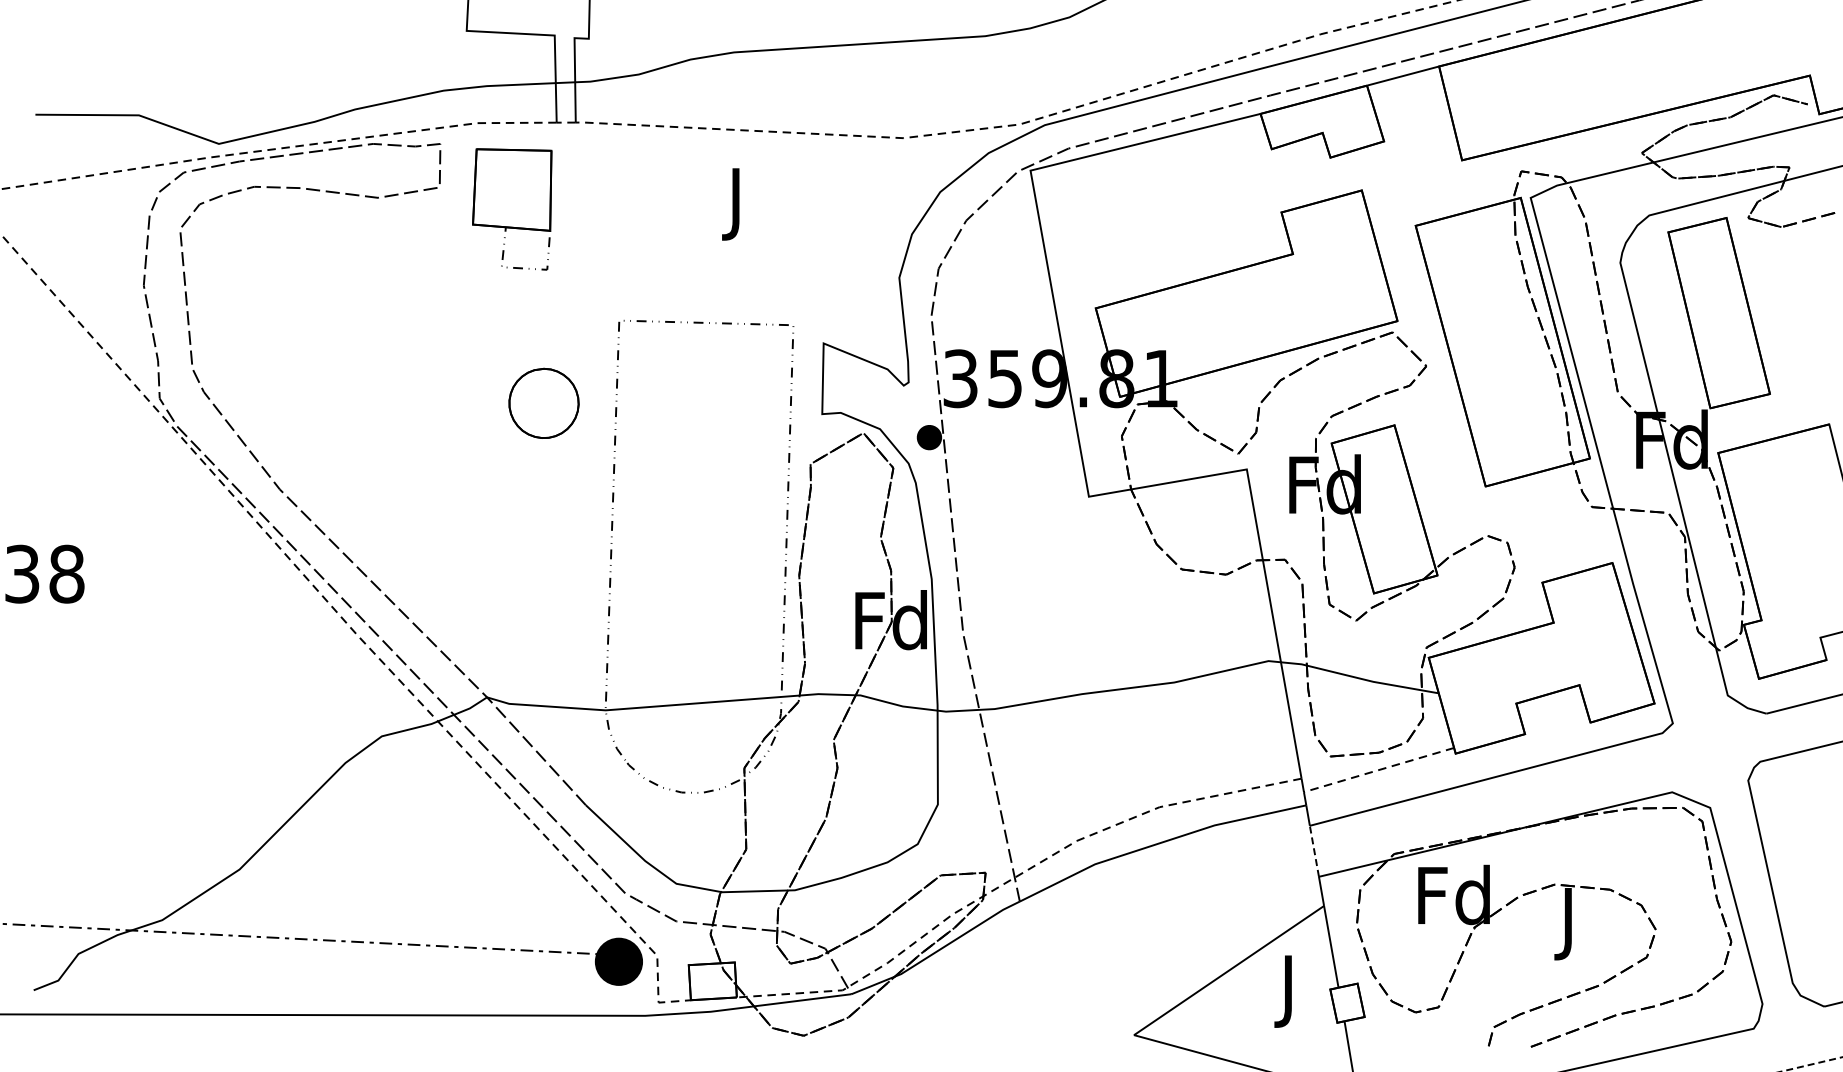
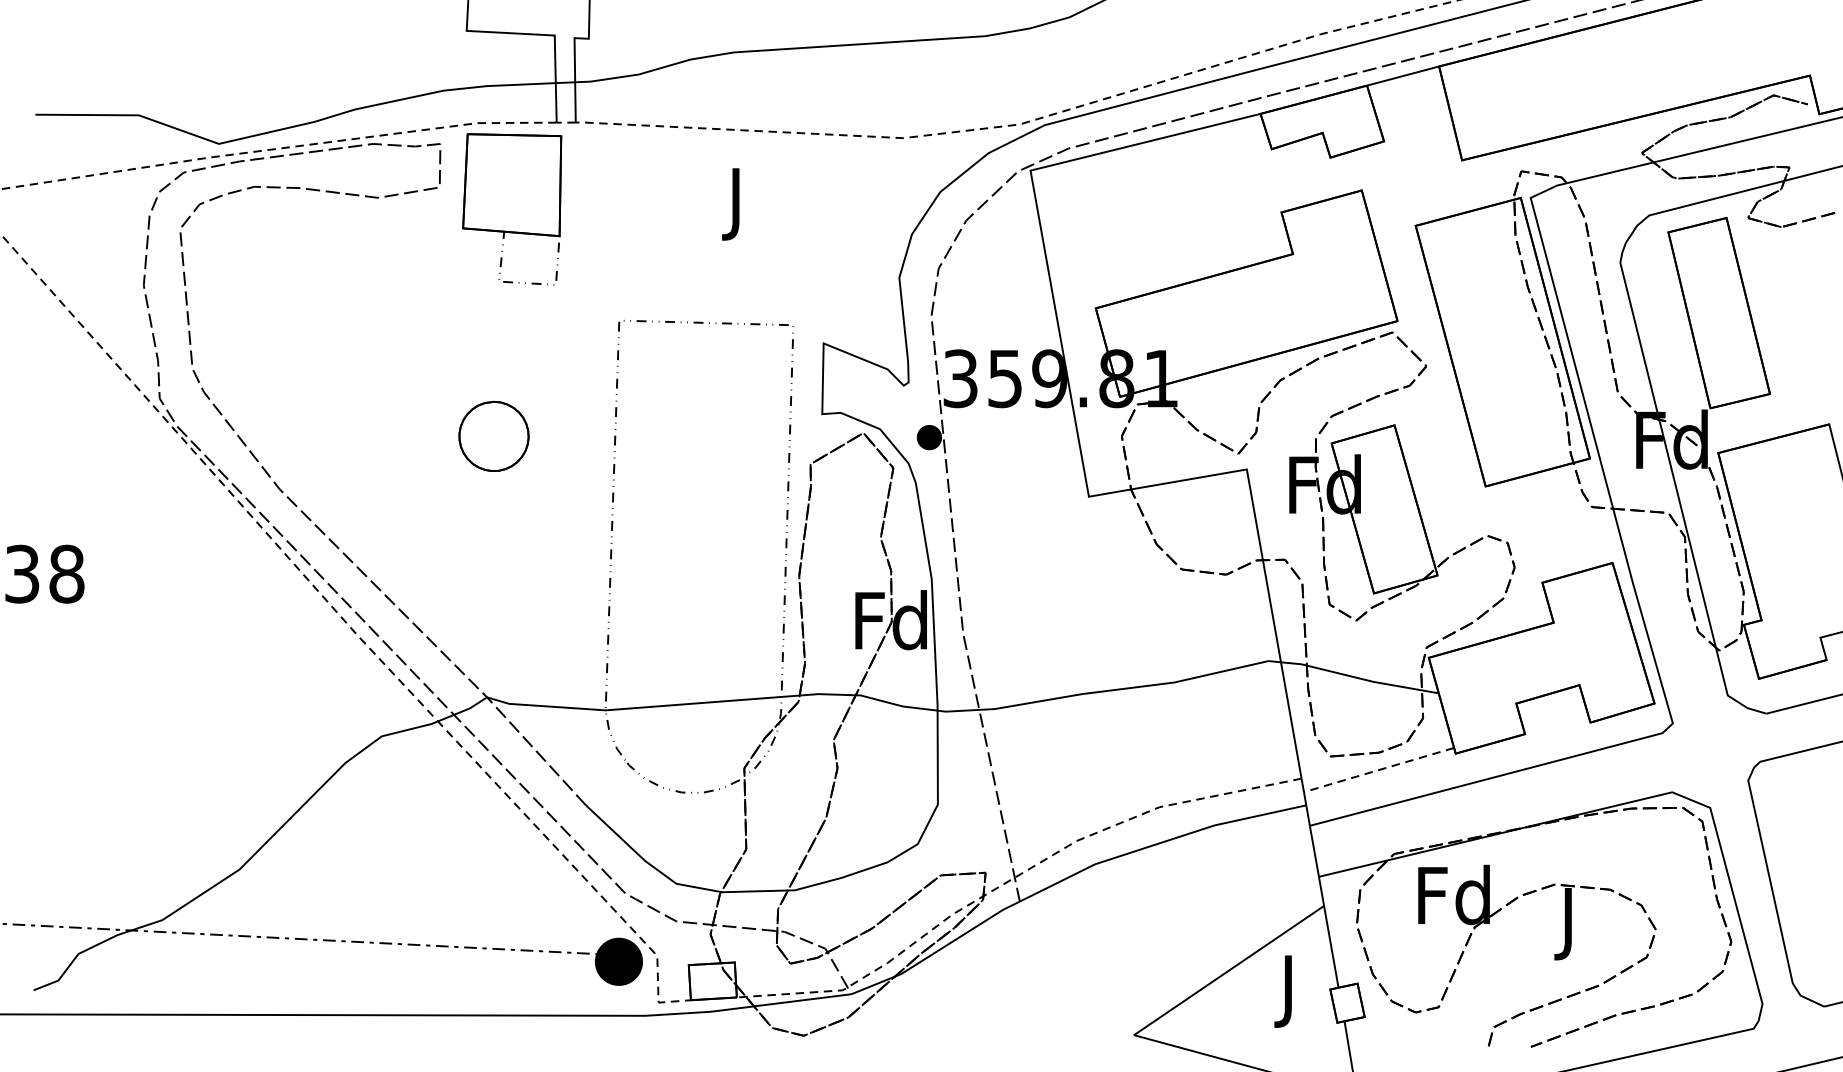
part size: 81x123 px -> 101x153 px (512, 209)
part position: (543, 402) -> (493, 435) (493, 435)
line: dashed -> solid (1314, 851)
line: dashed -> solid (1811, 1064)
